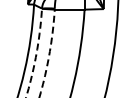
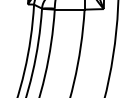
arc: dashed -> solid (36, 54)
arc: dashed -> solid (49, 54)
